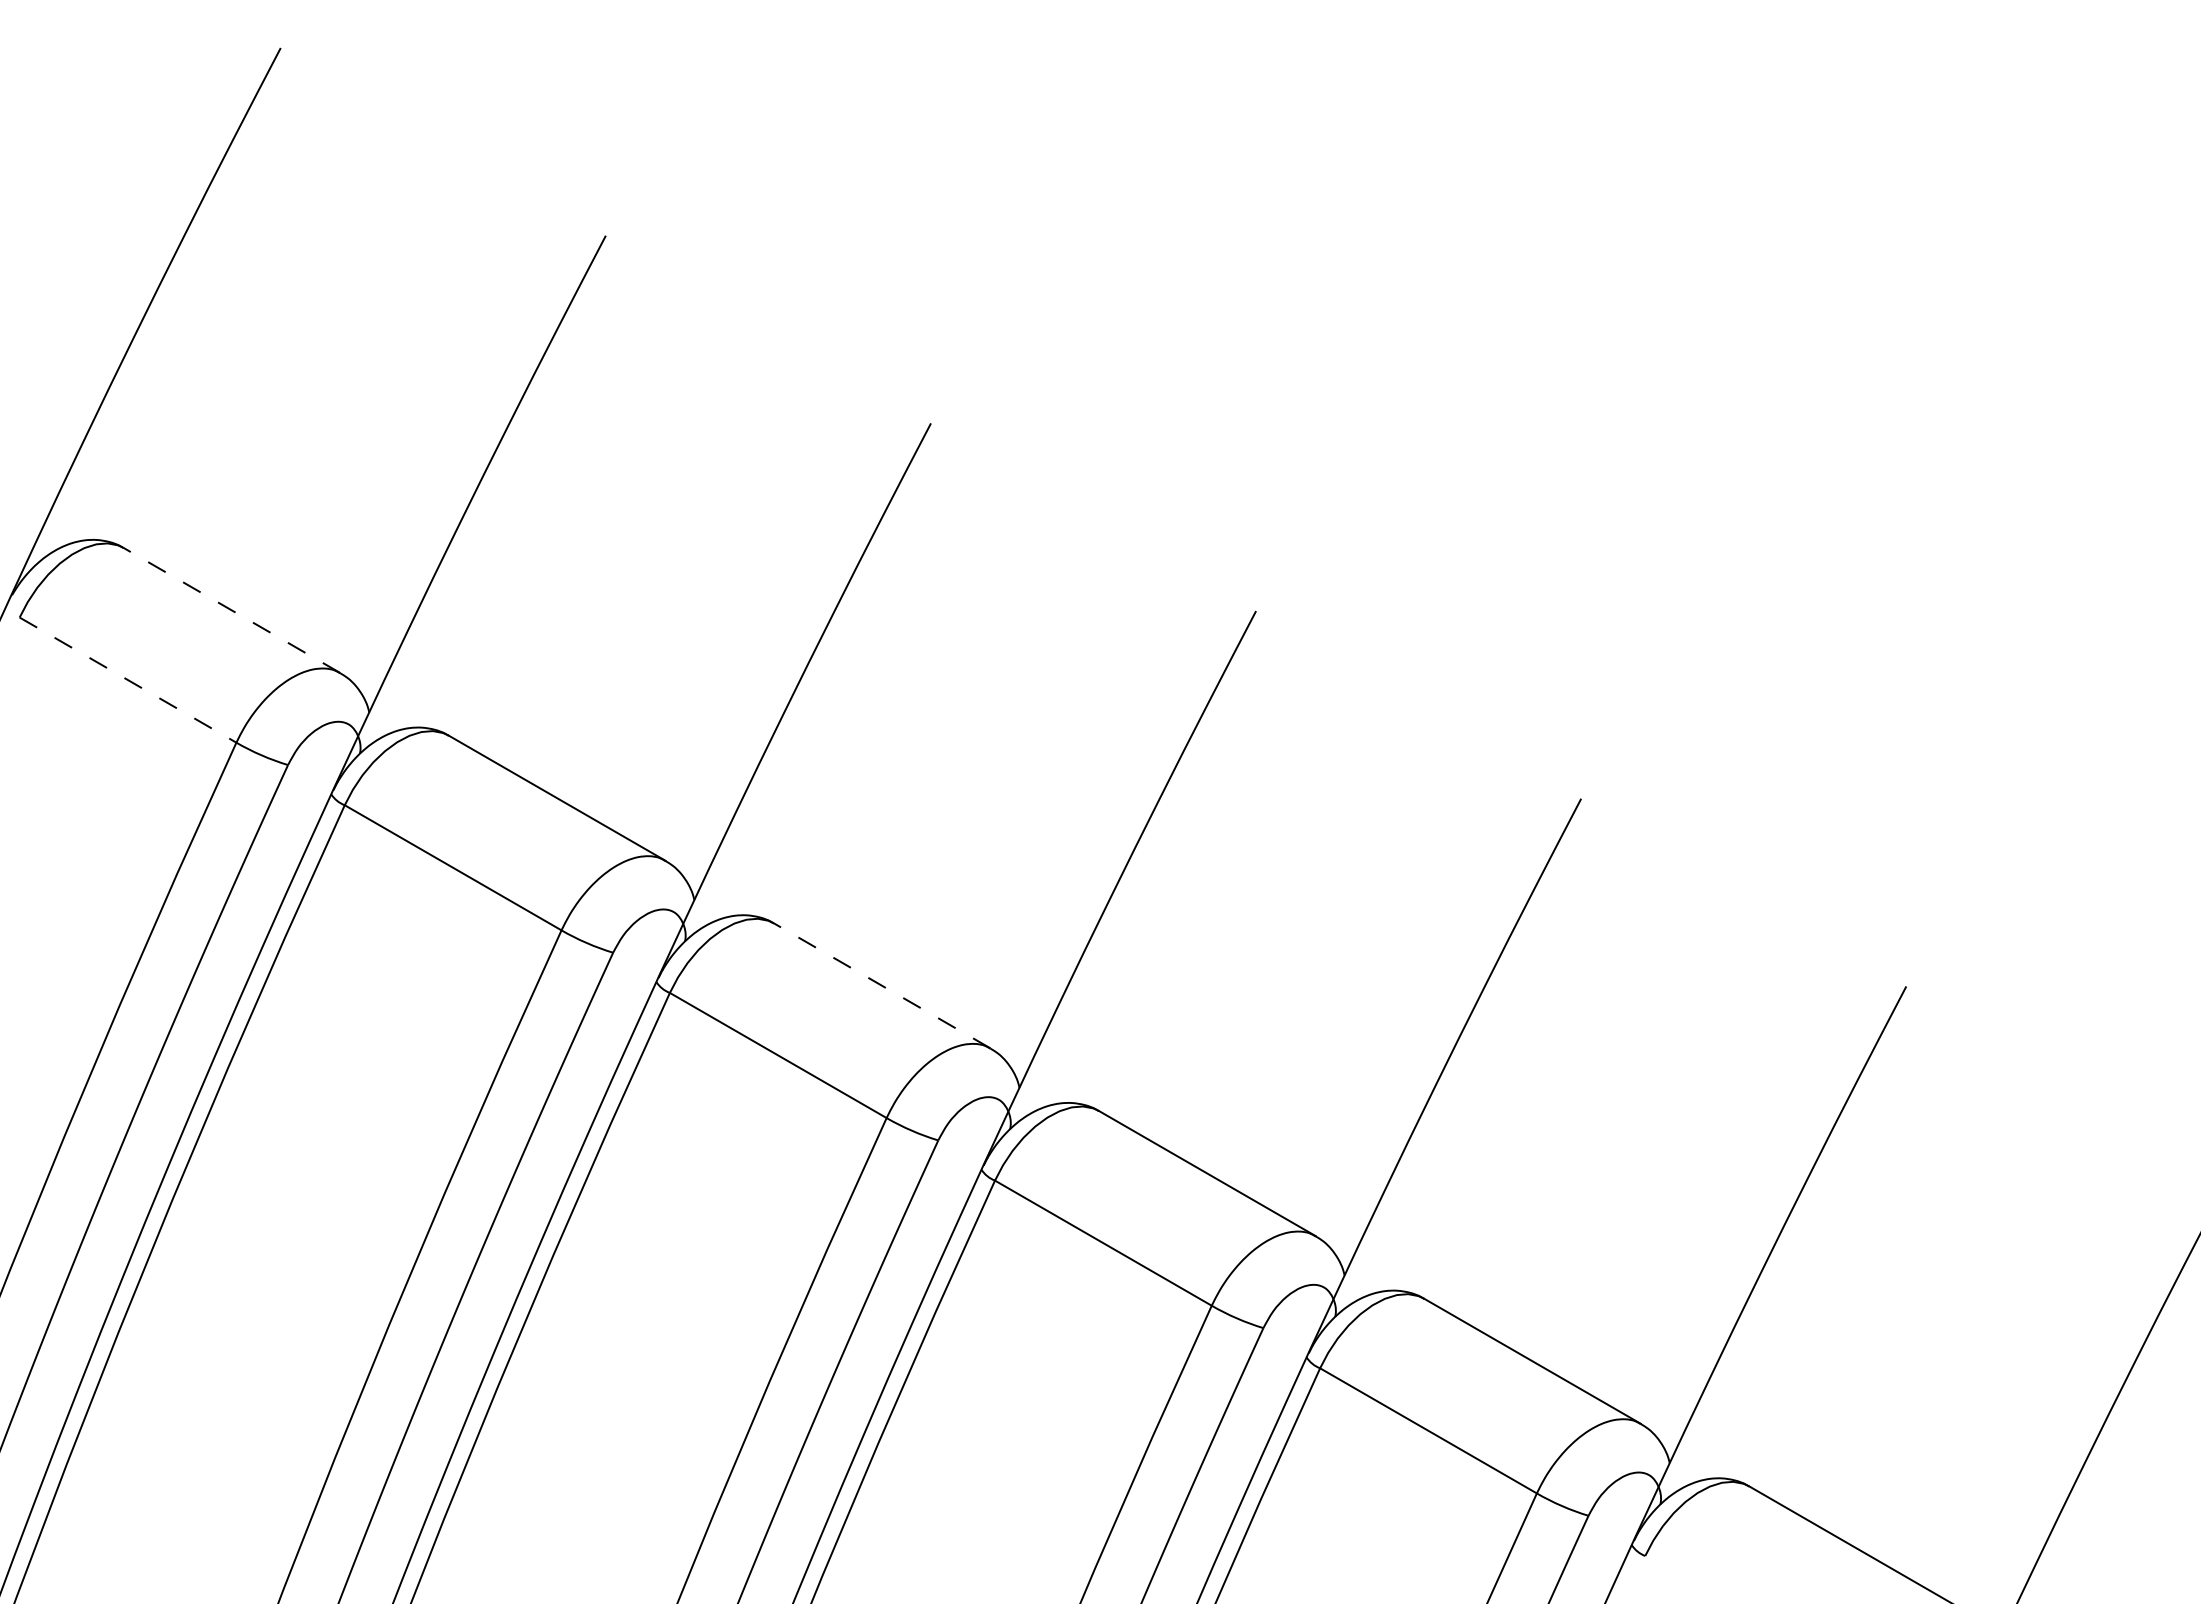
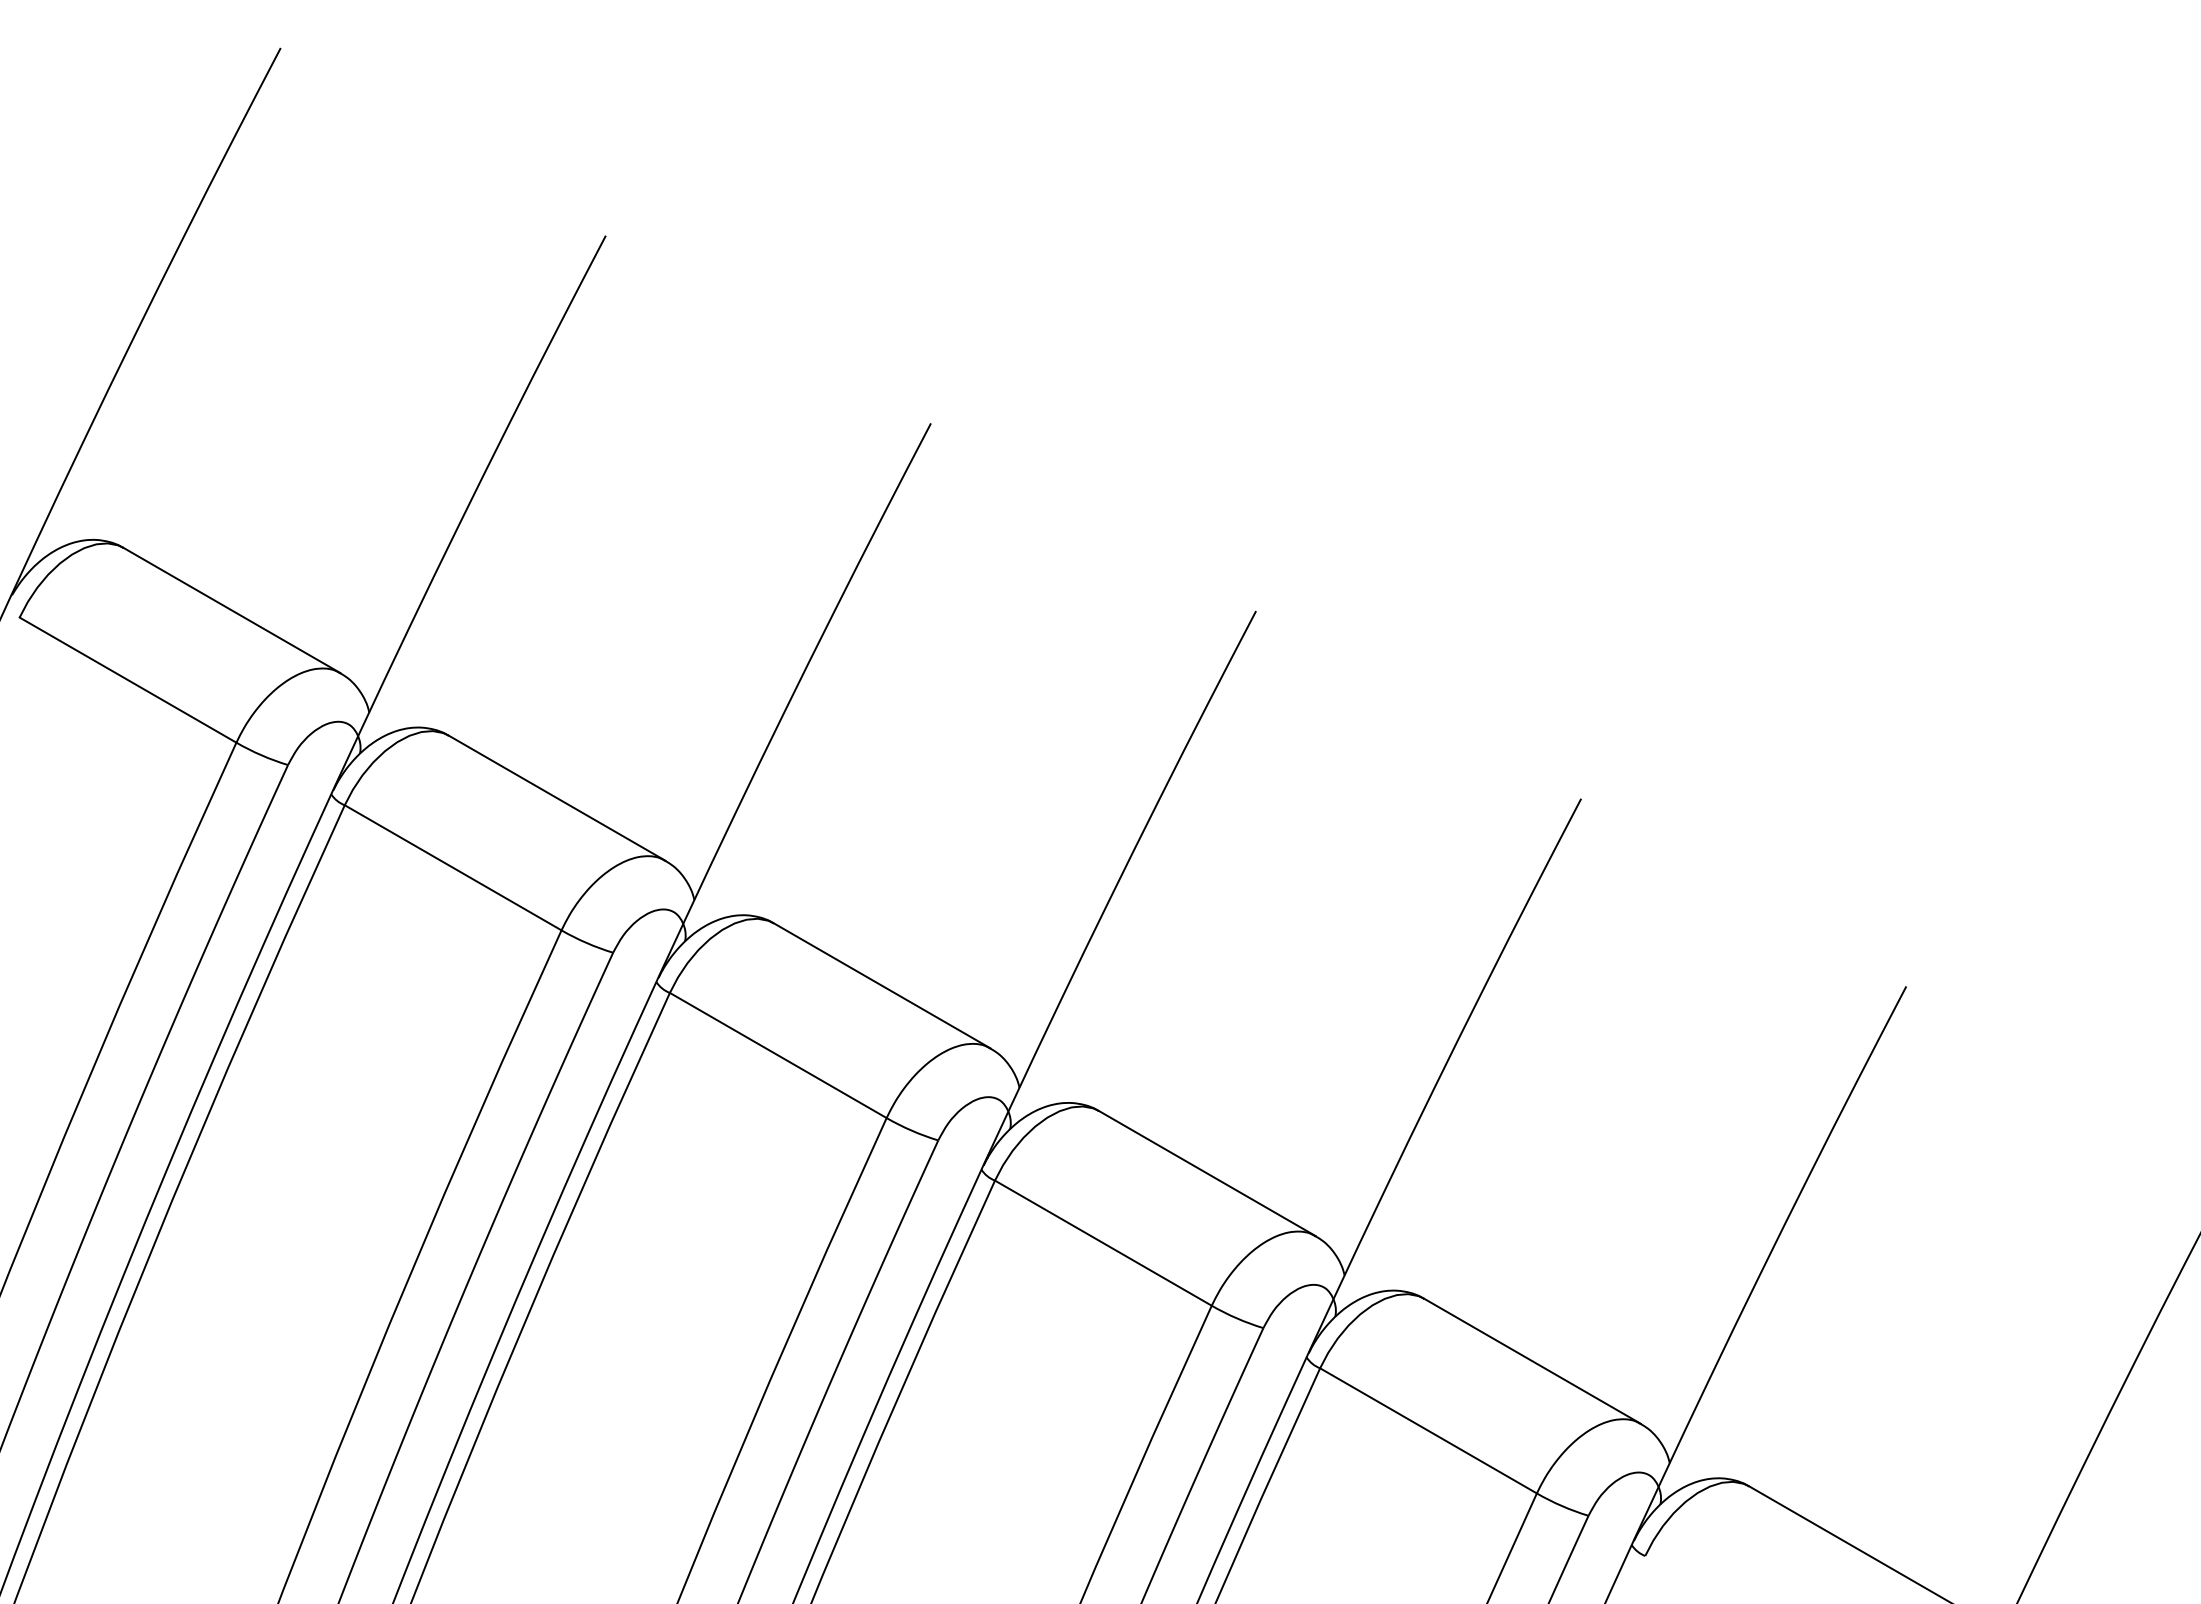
line: dashed -> solid (231, 610)
line: dashed -> solid (128, 680)
line: dashed -> solid (881, 985)
